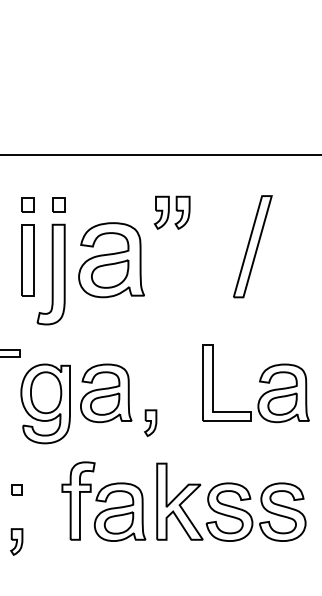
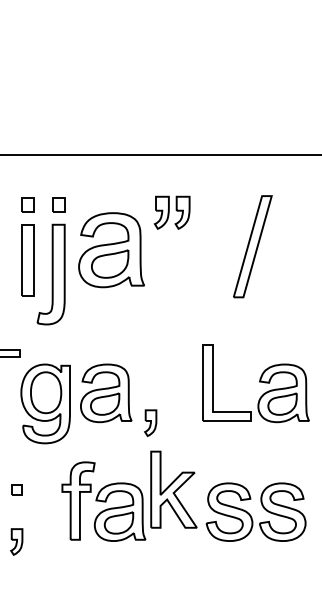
part position: (111, 260) -> (111, 250) (111, 250)
part position: (179, 501) -> (173, 489) (173, 489)
